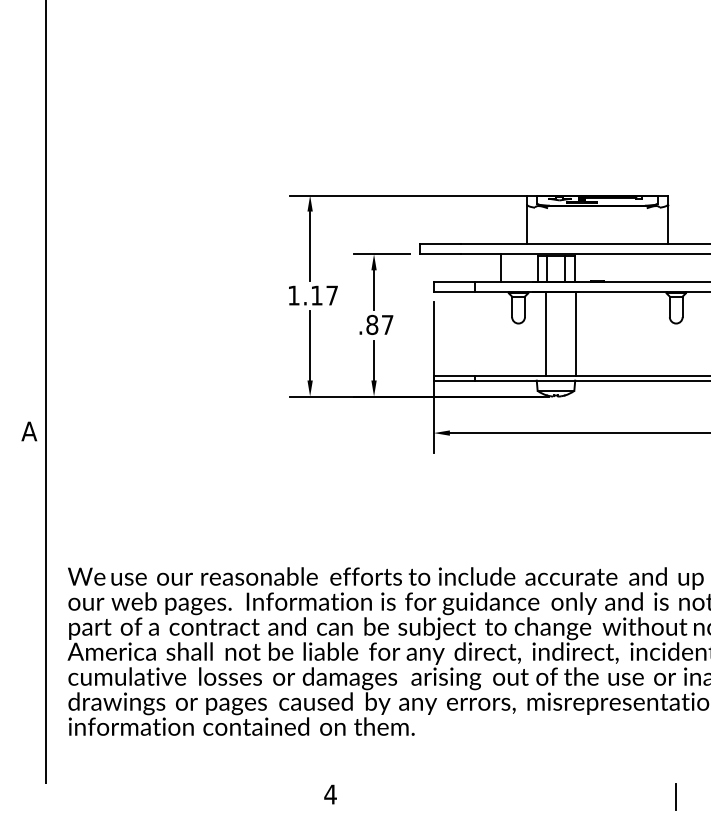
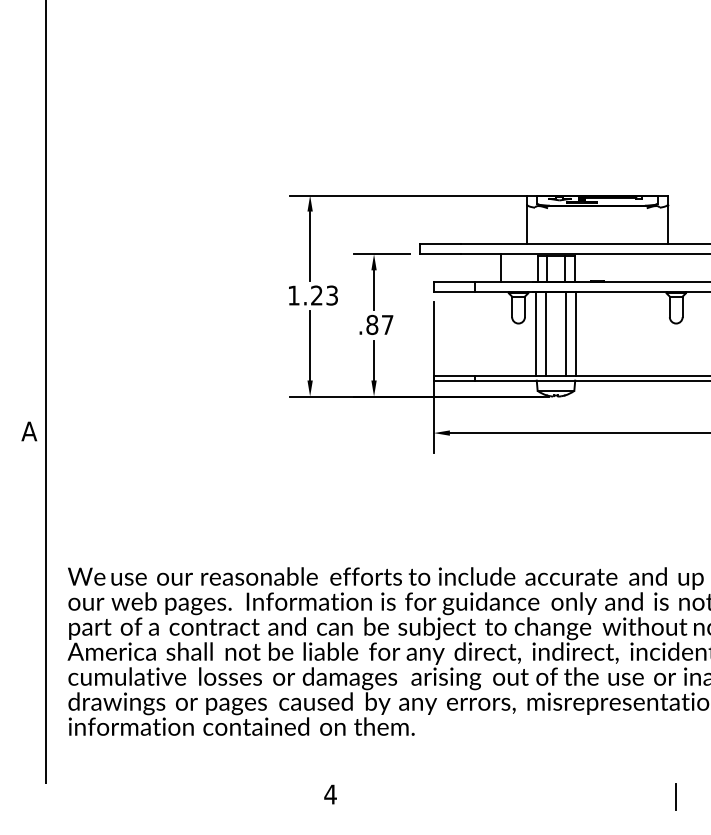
text: 1.17 -> 1.23 (324, 295)
line: none -> present (536, 333)
line: none -> present (565, 333)
